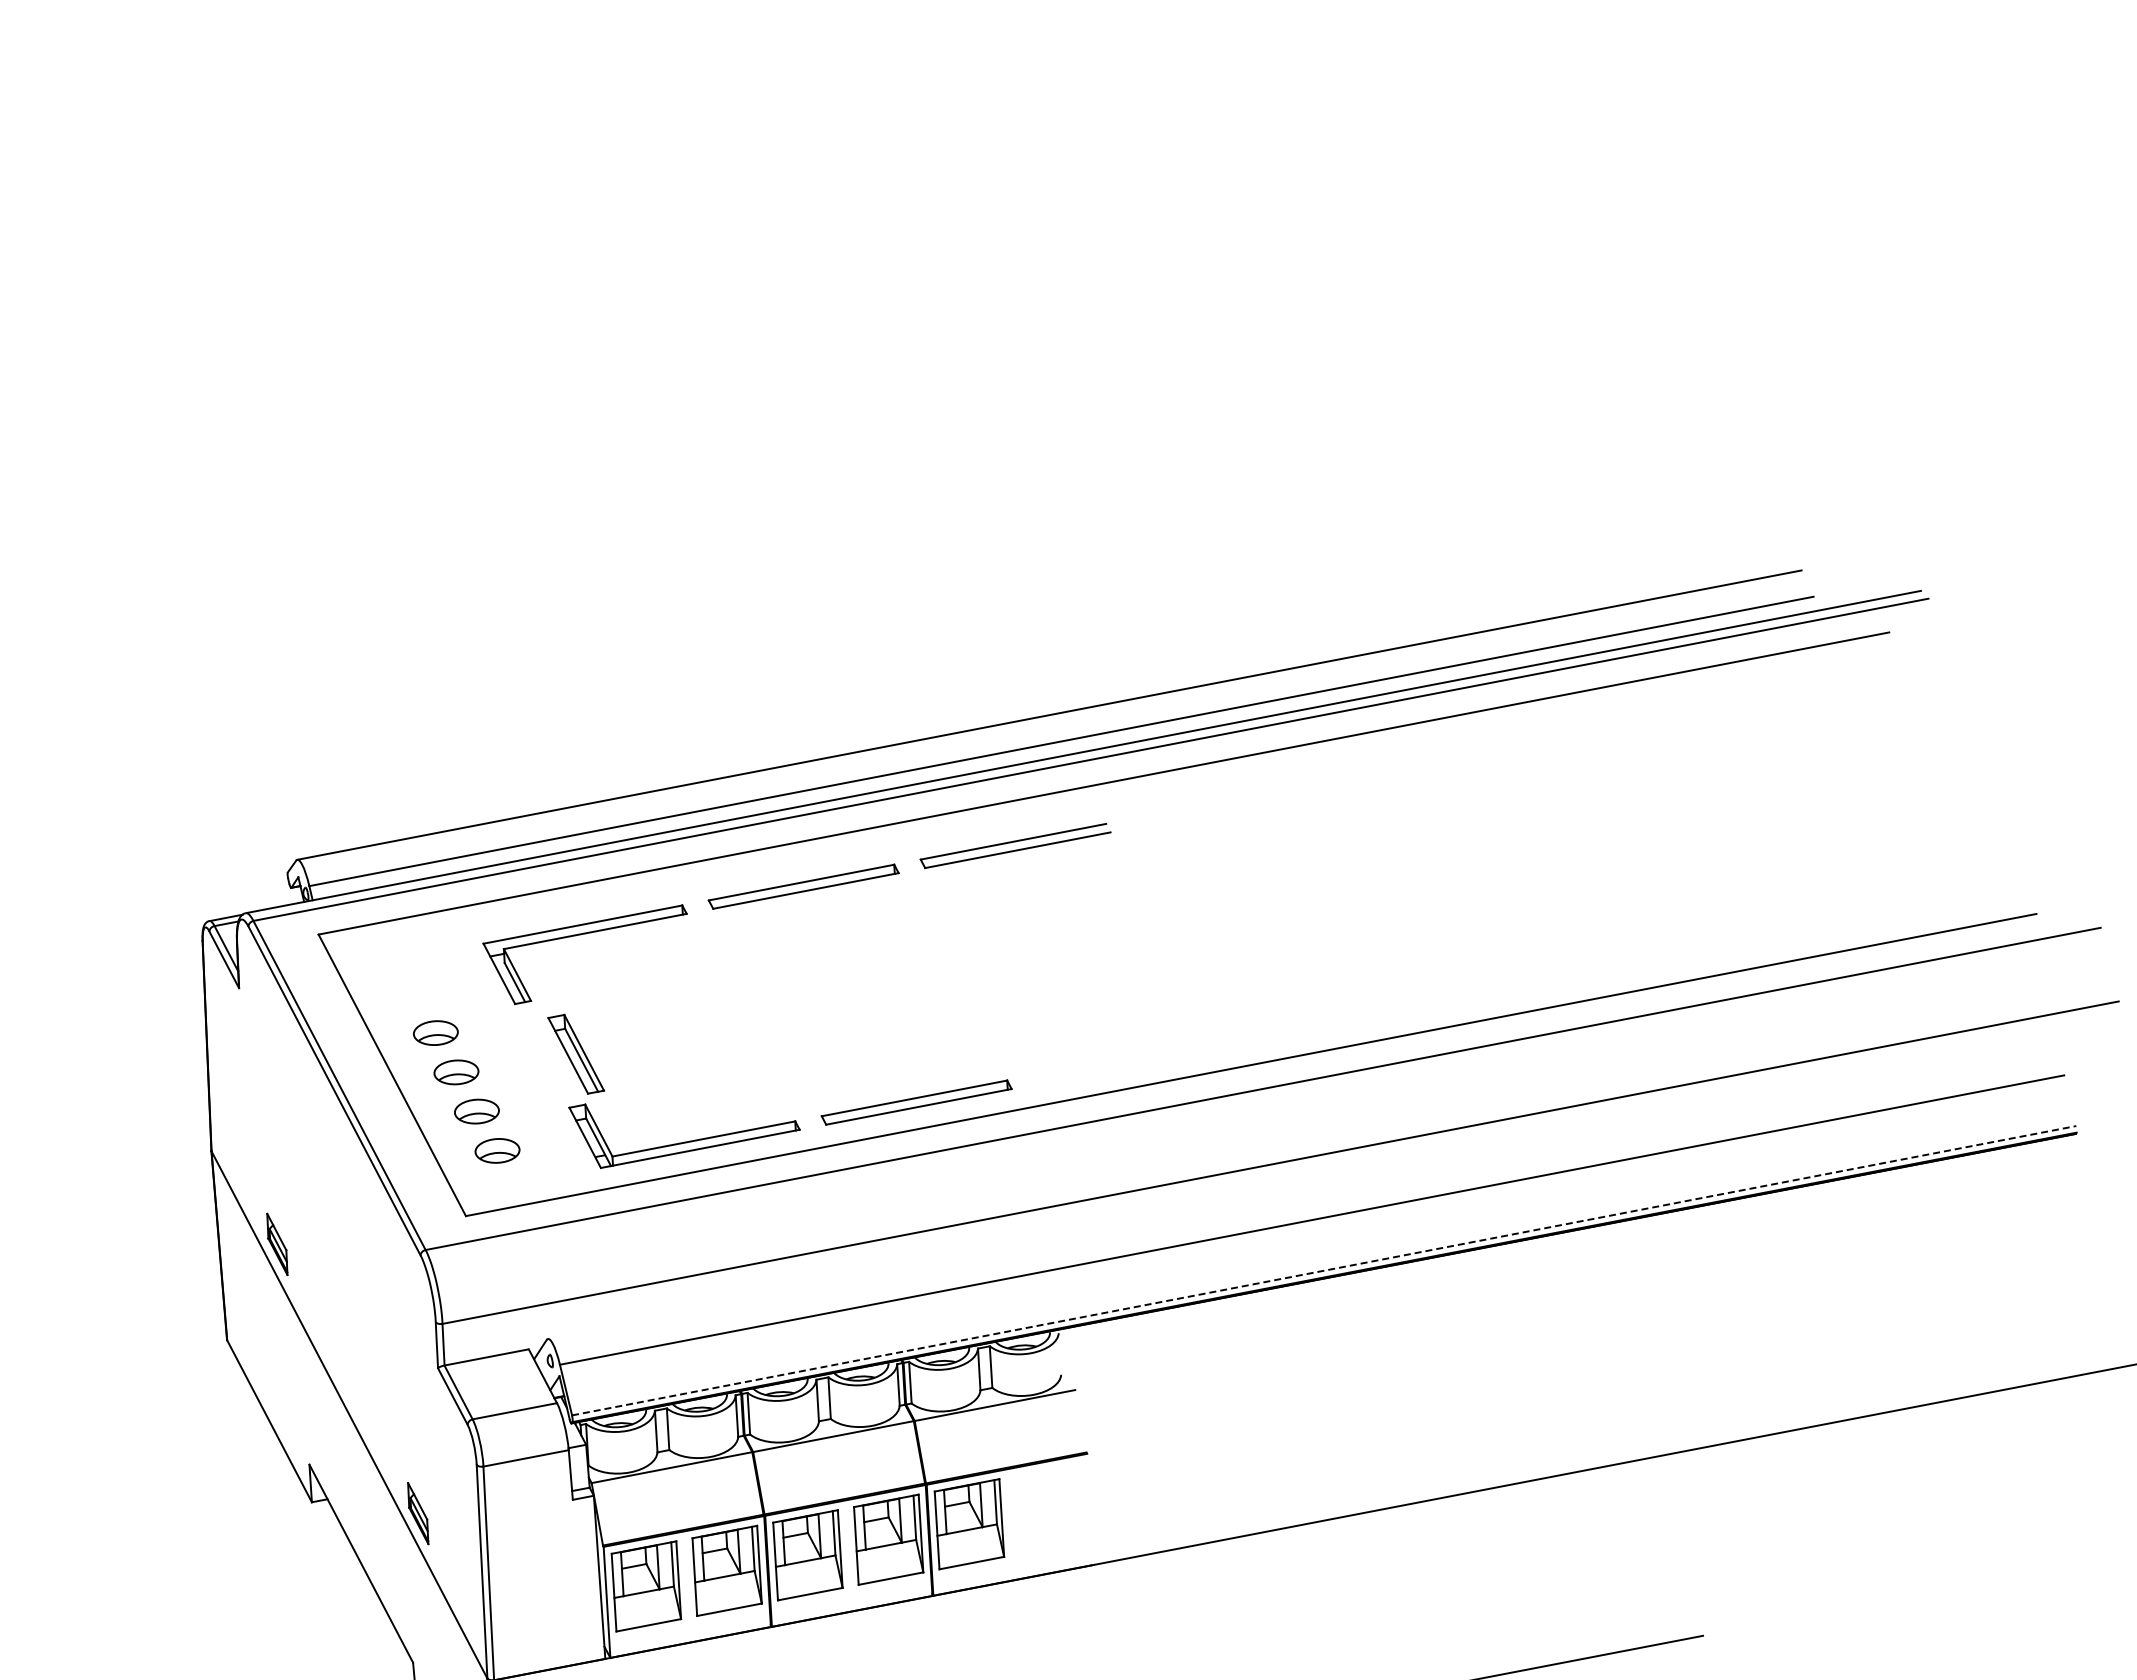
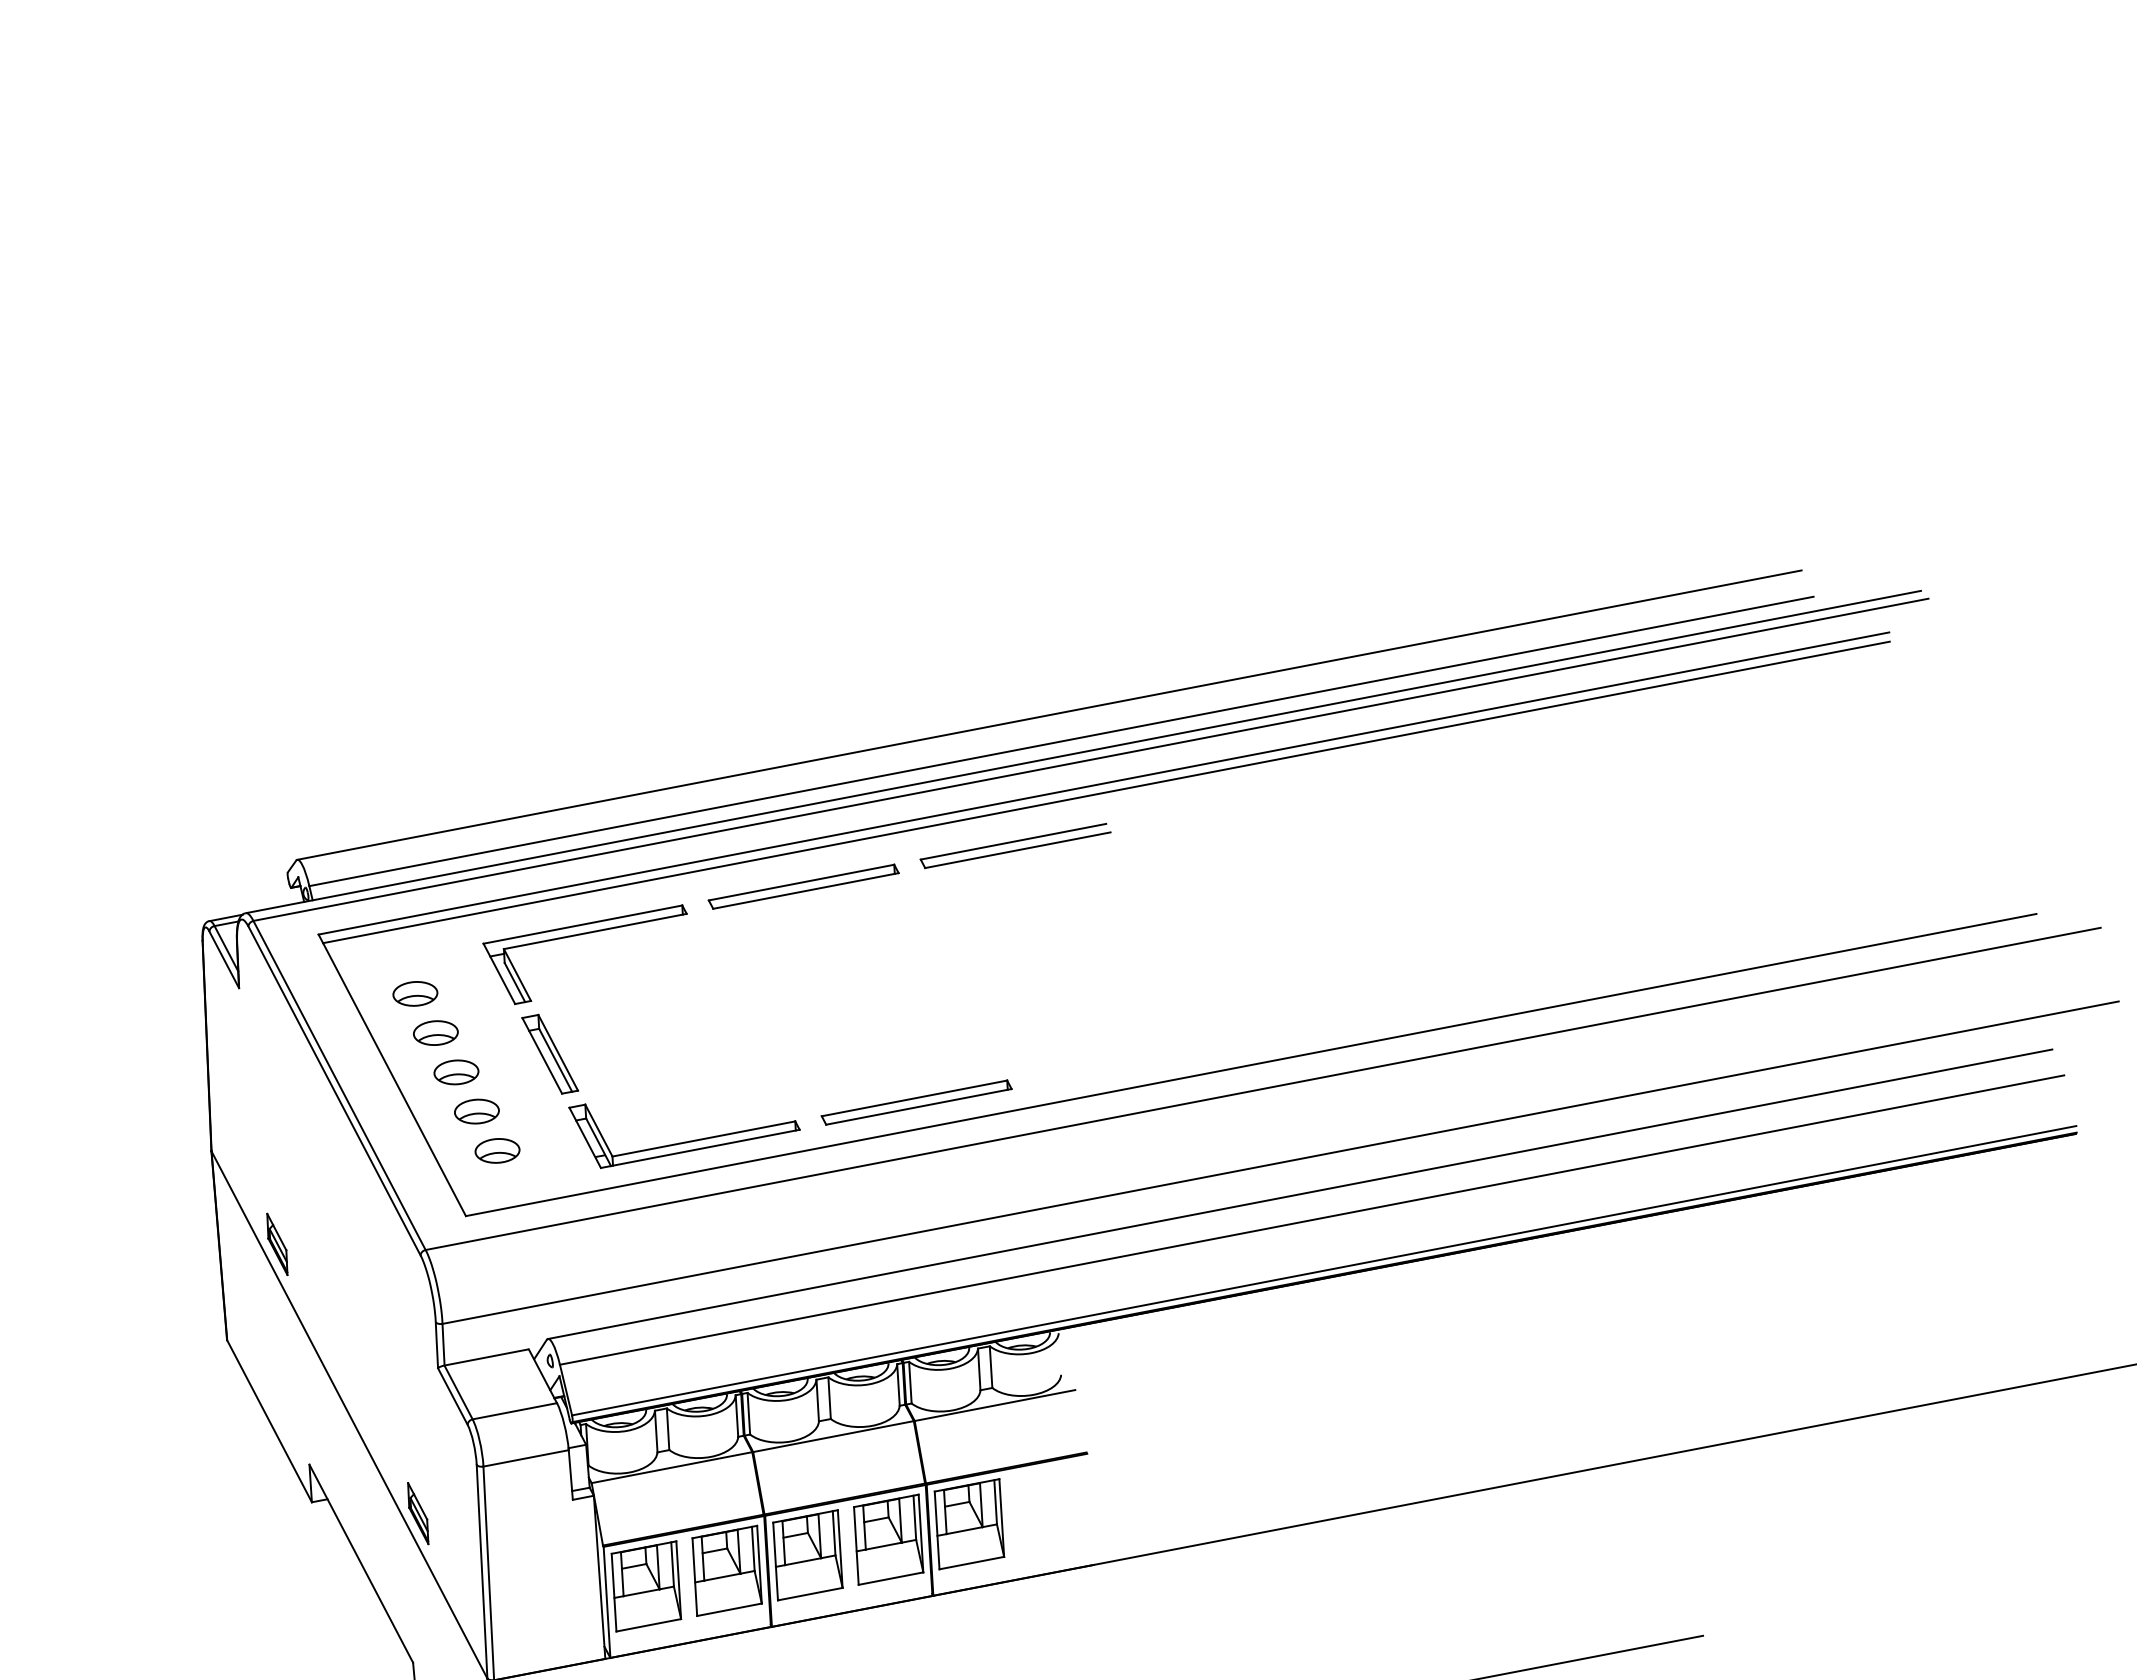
line: none -> present (1106, 792)
part: none -> present (415, 993)
part position: (575, 1053) -> (549, 1053) (549, 1053)
line: none -> present (1300, 1193)
line: dashed -> solid (1324, 1270)
